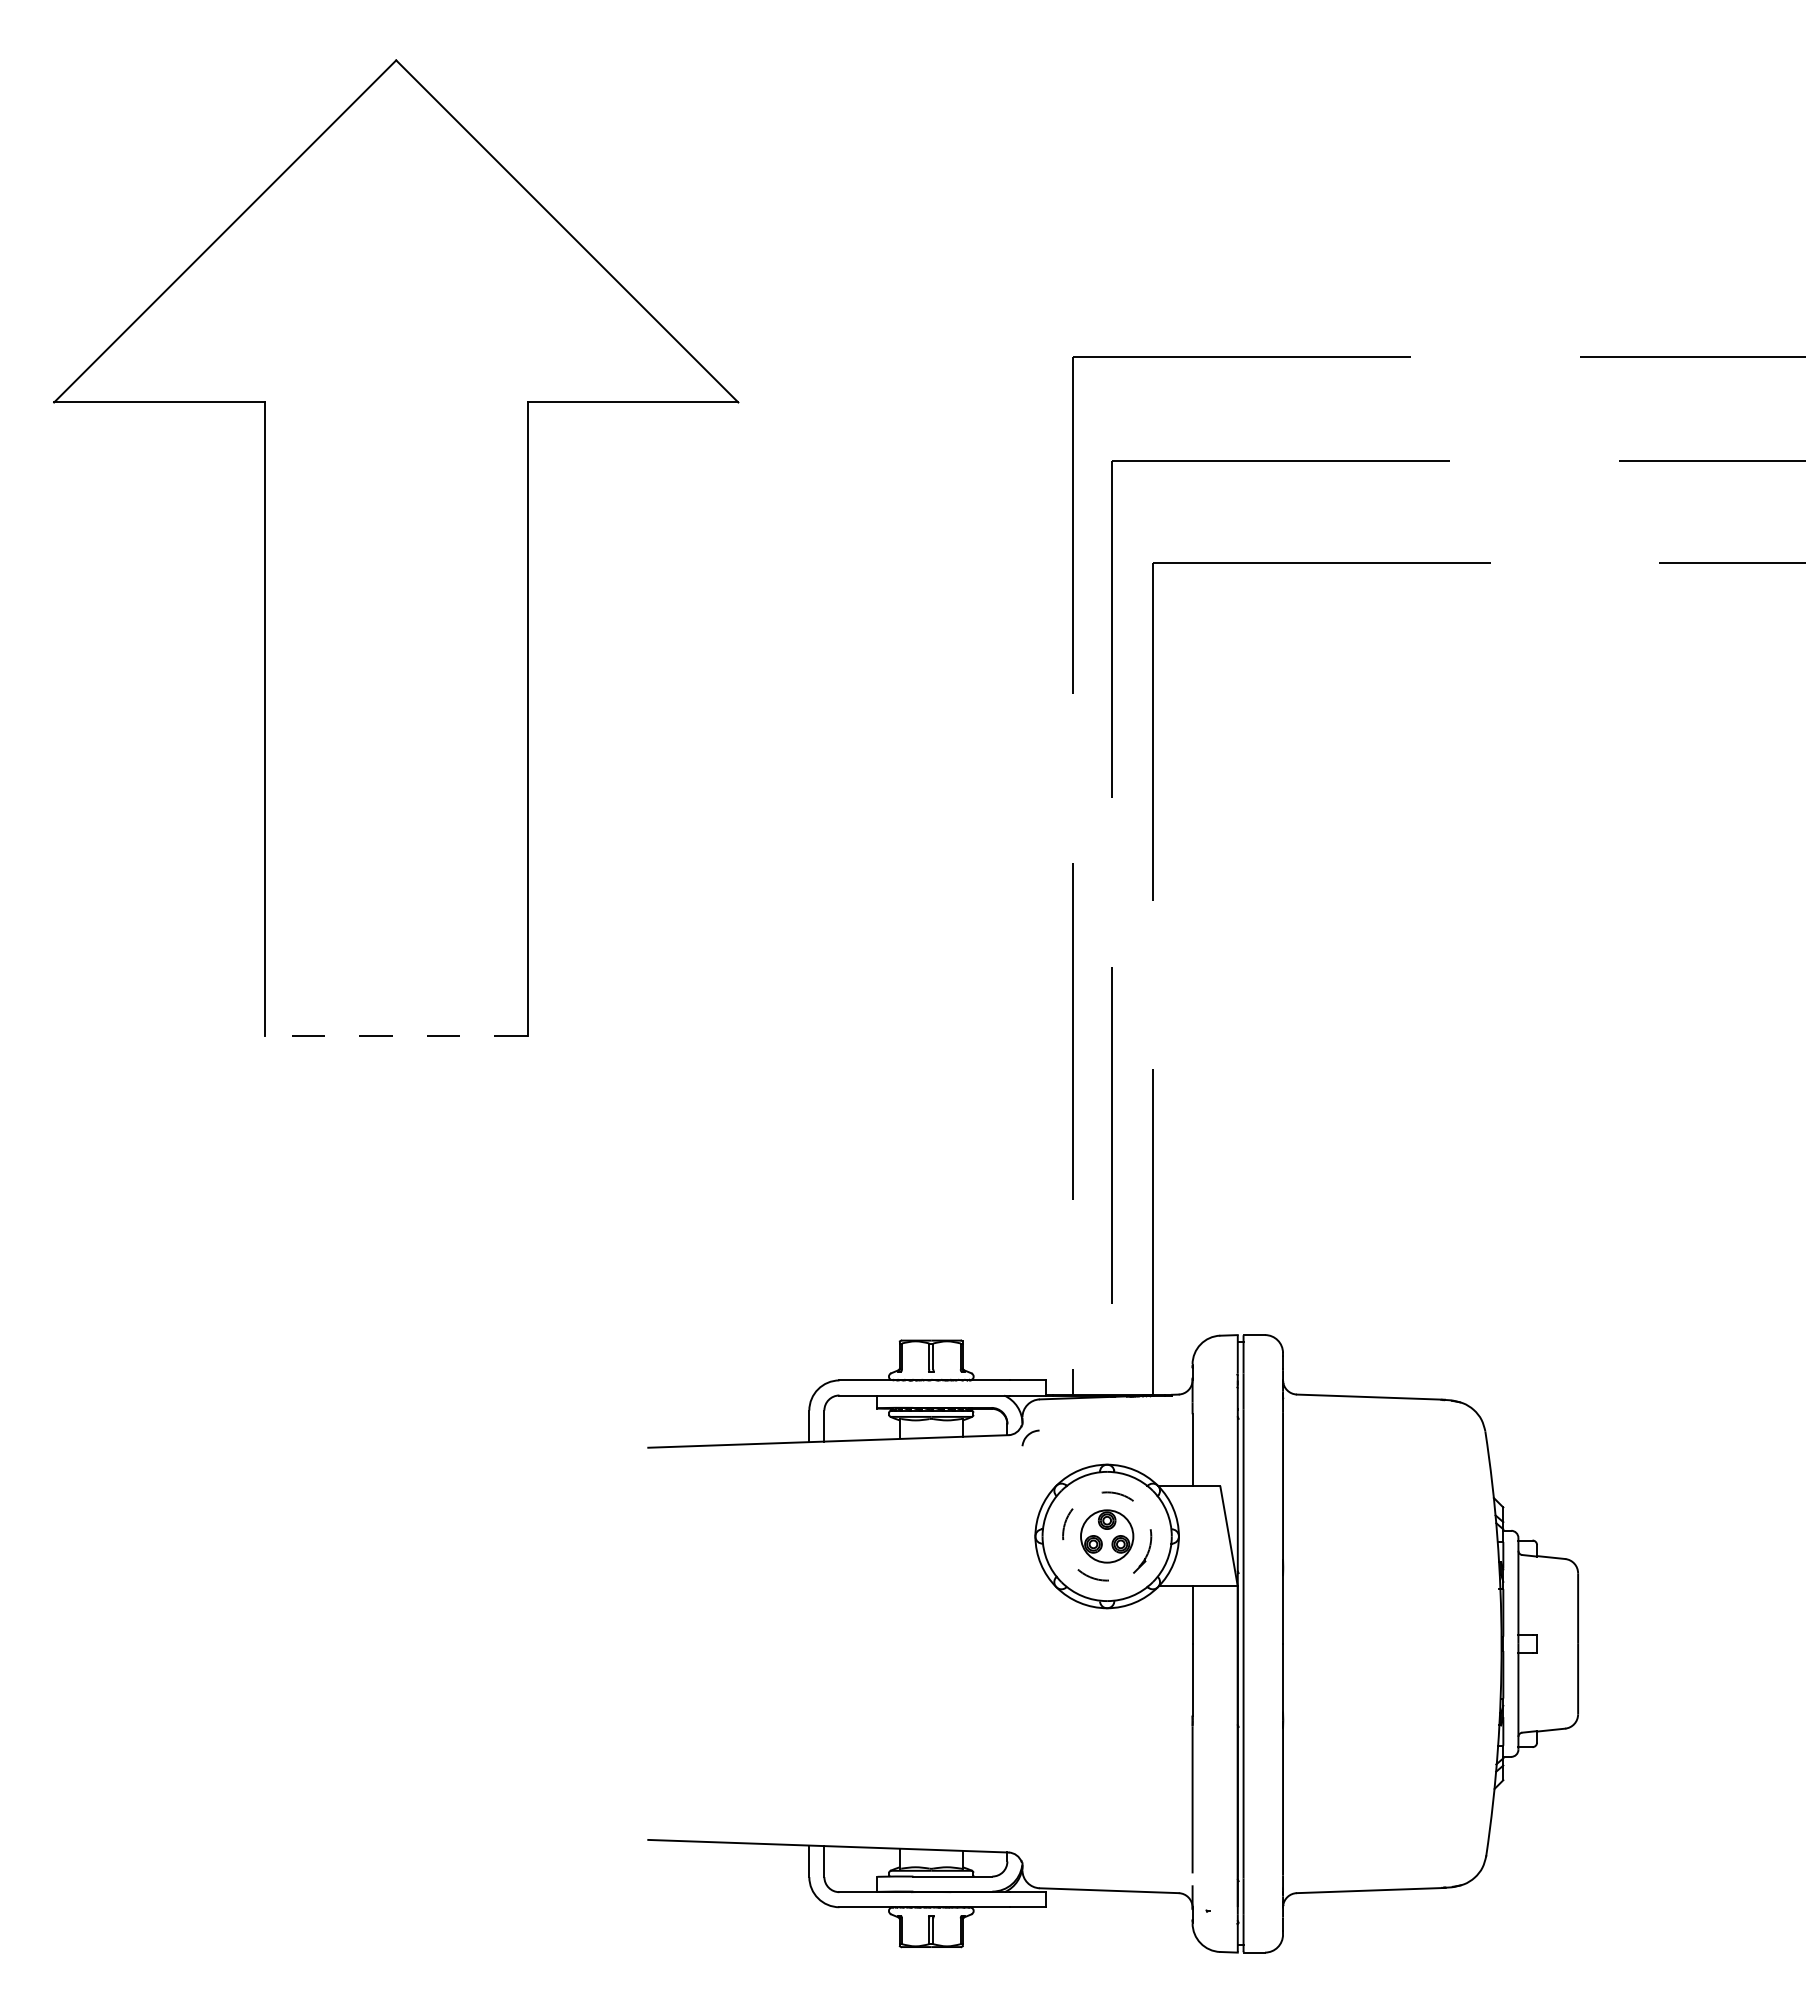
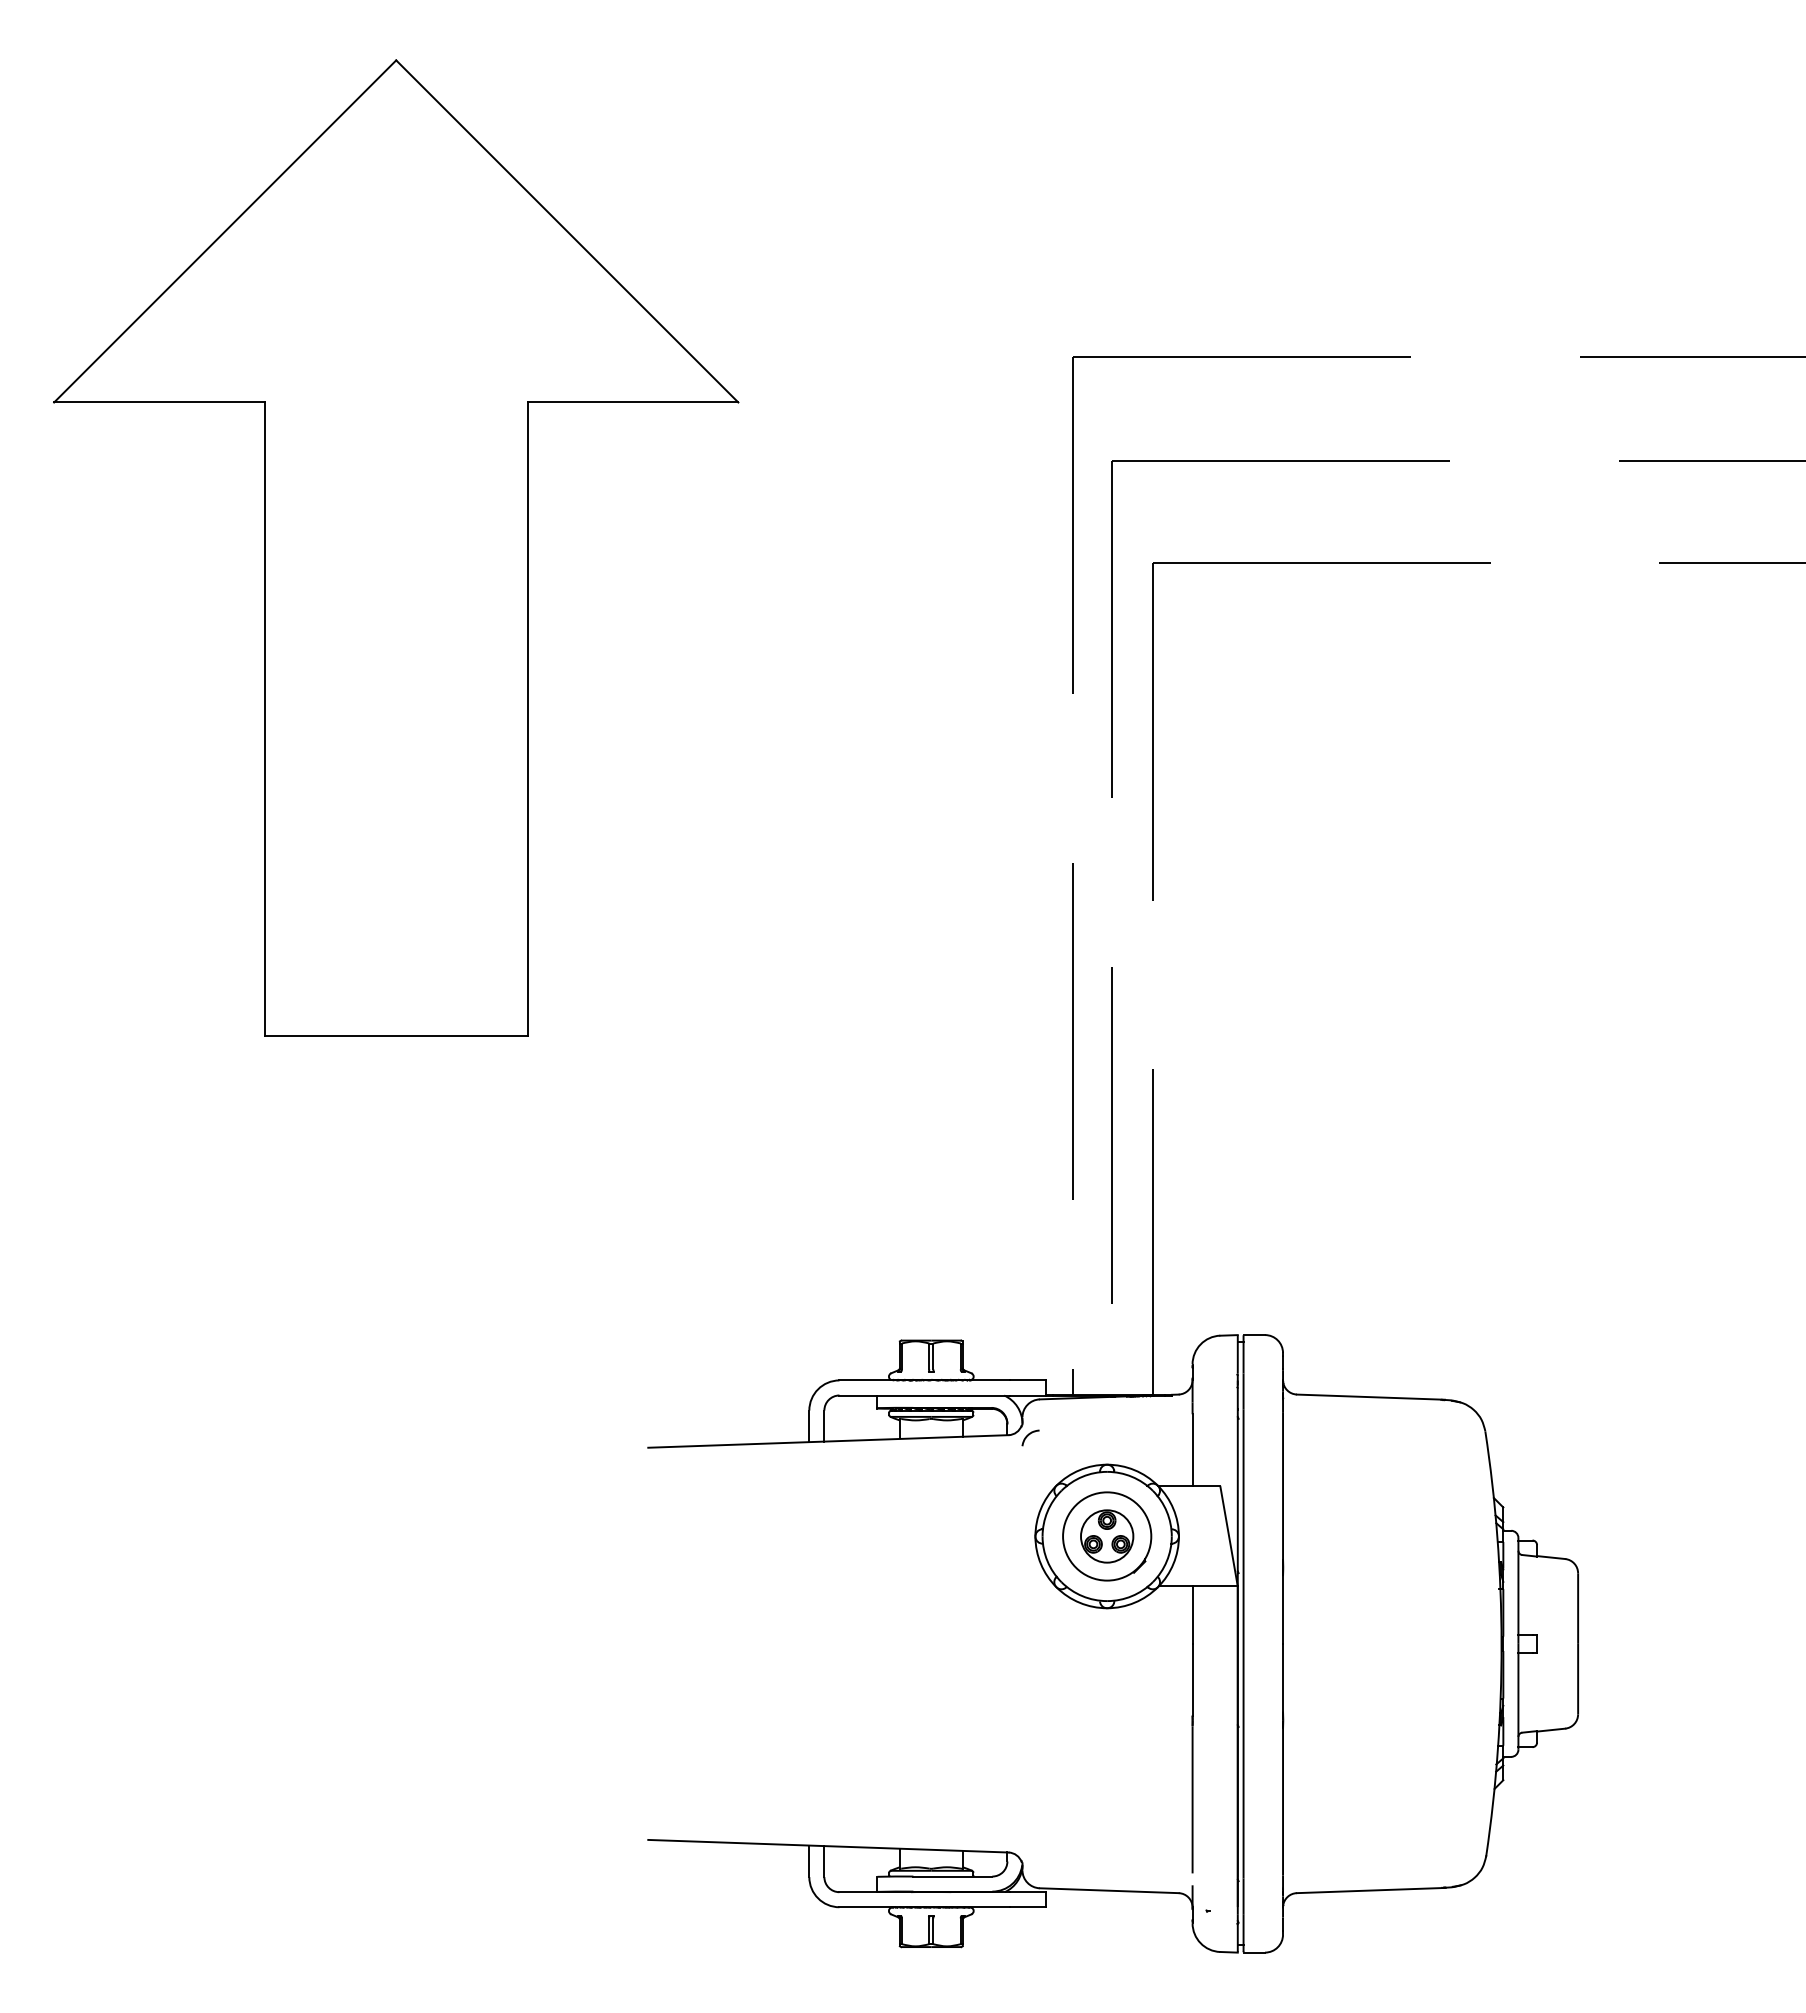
line: dashed -> solid (396, 1036)
circle: dashed -> solid (1107, 1536)
